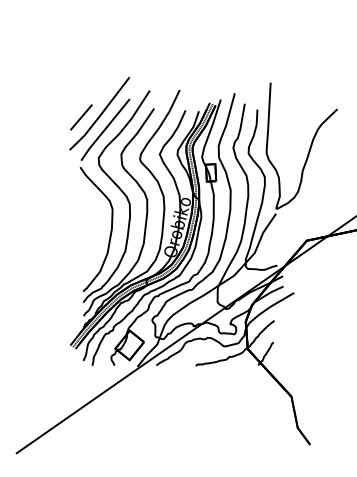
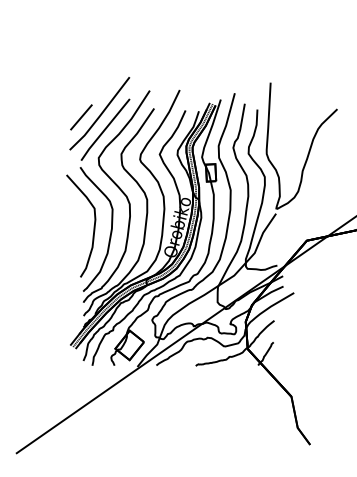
curve: none -> present (93, 225)
